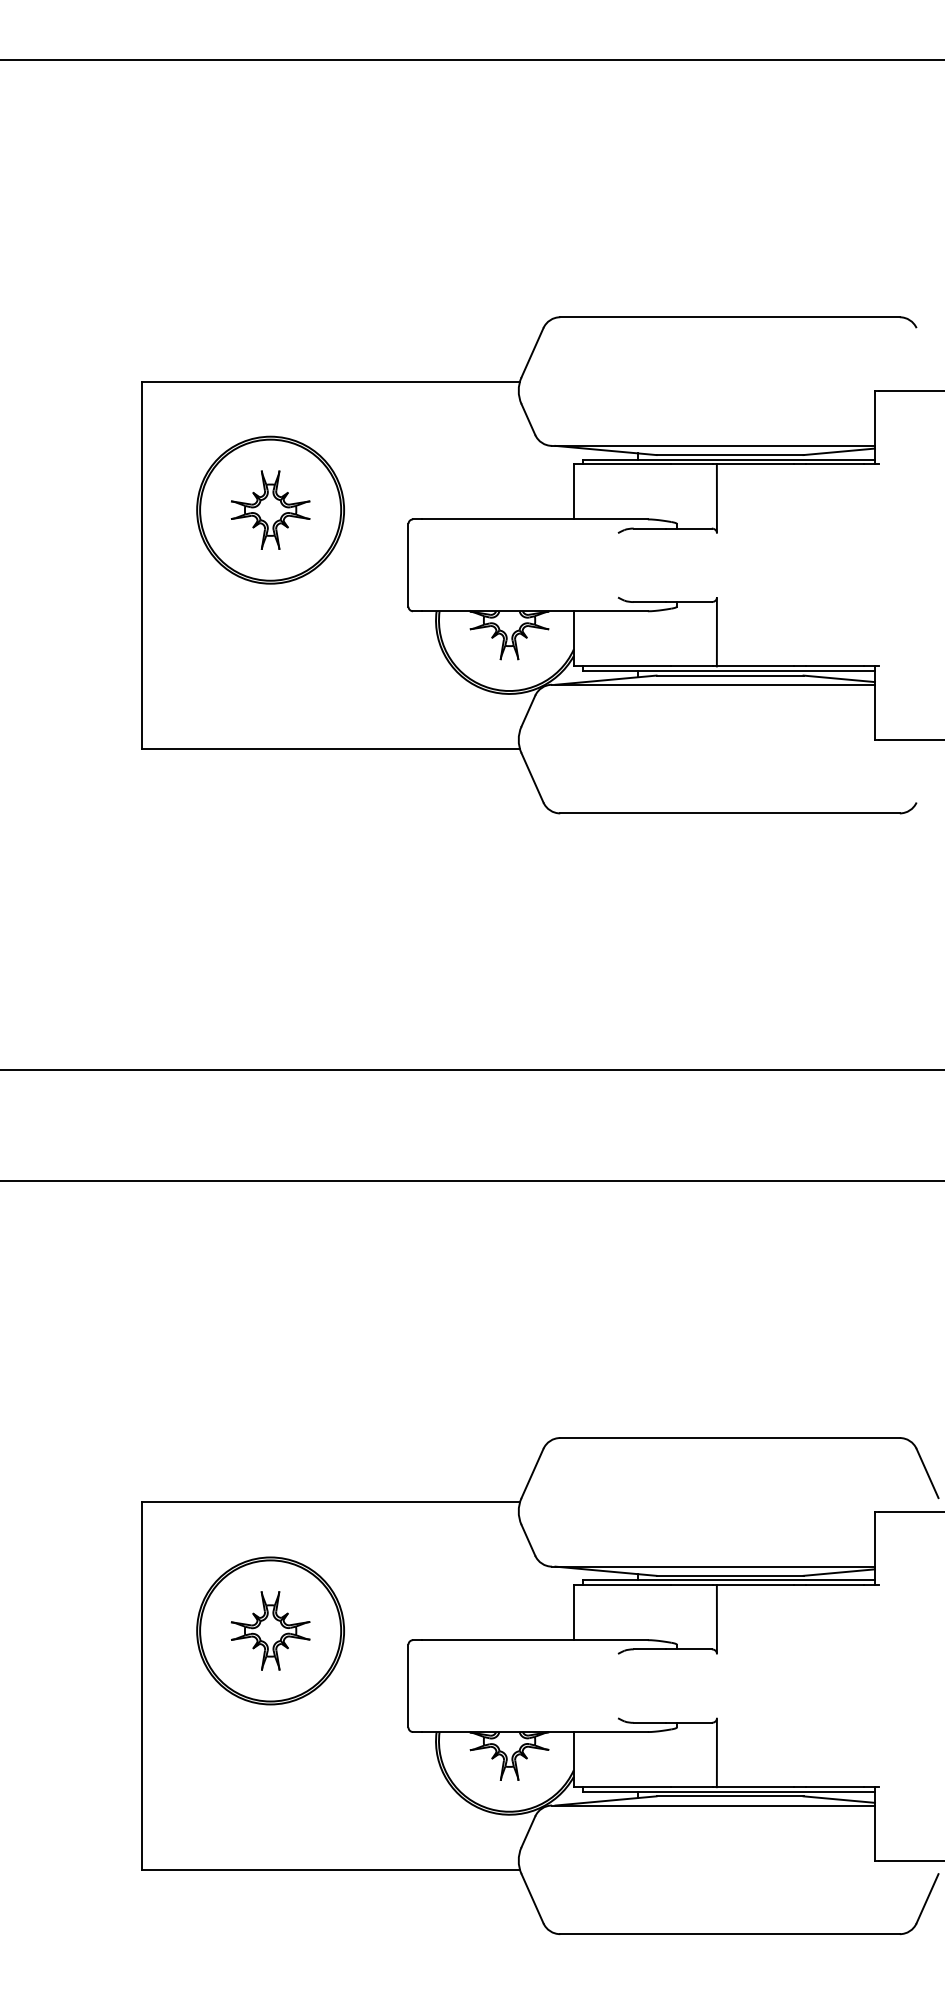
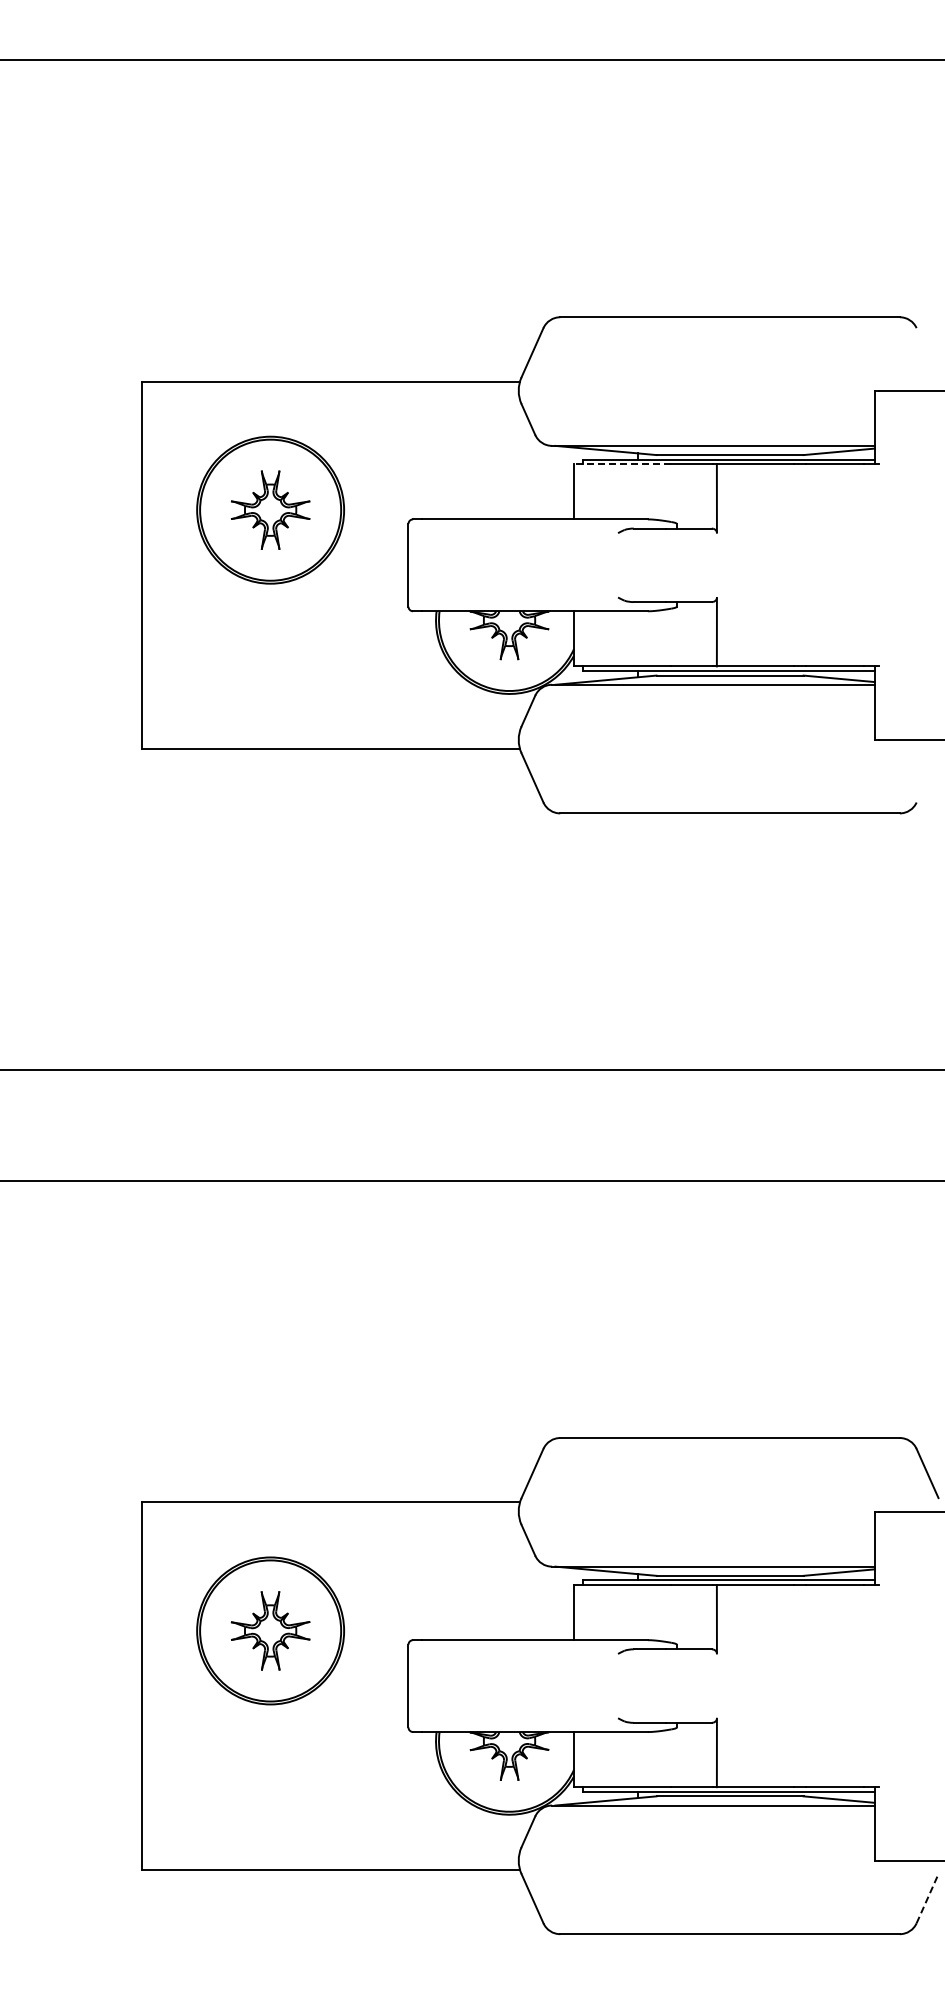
line: solid -> dashed (622, 464)
line: solid -> dashed (927, 1898)
